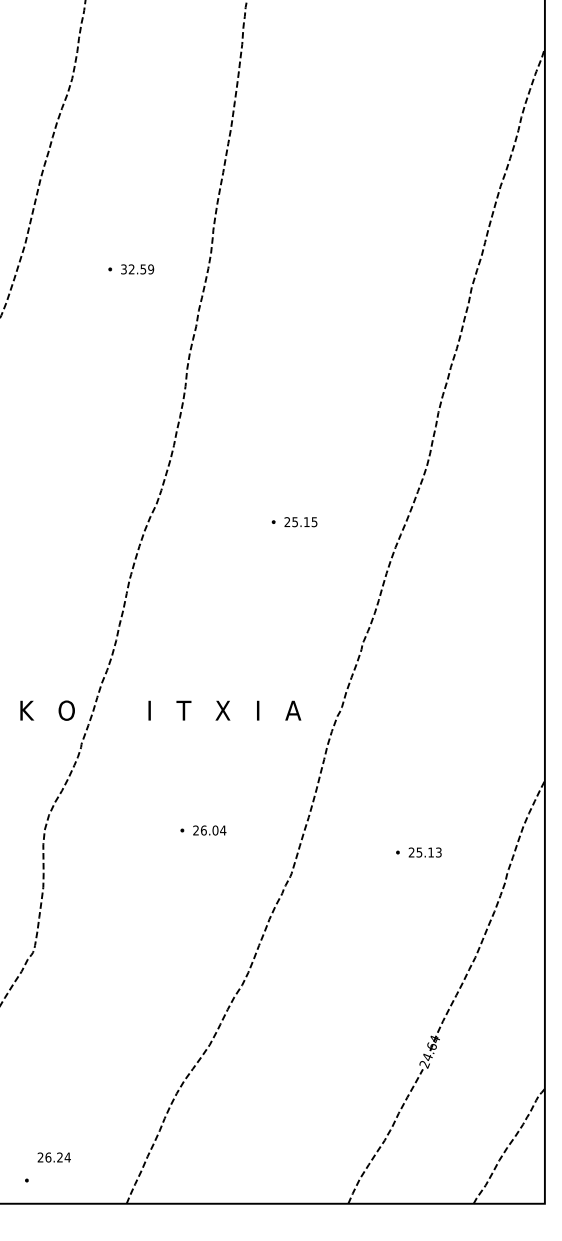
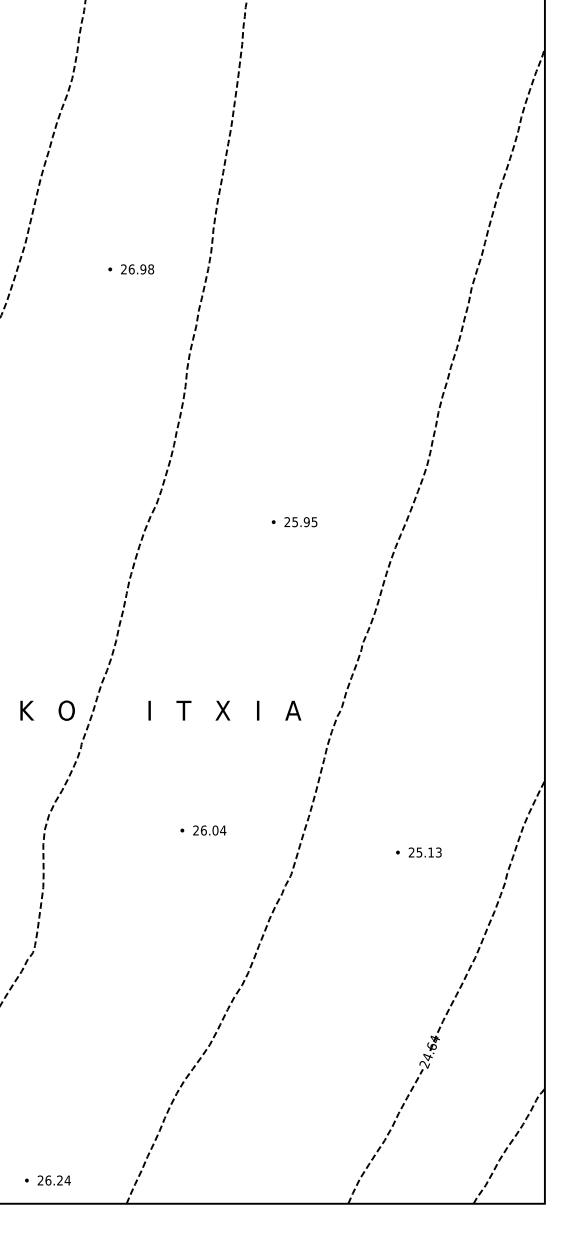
text: 32.59 -> 26.98 (137, 269)
text: 25.15 -> 25.95 (306, 522)
text position: (53, 1157) -> (53, 1180) (53, 1180)
